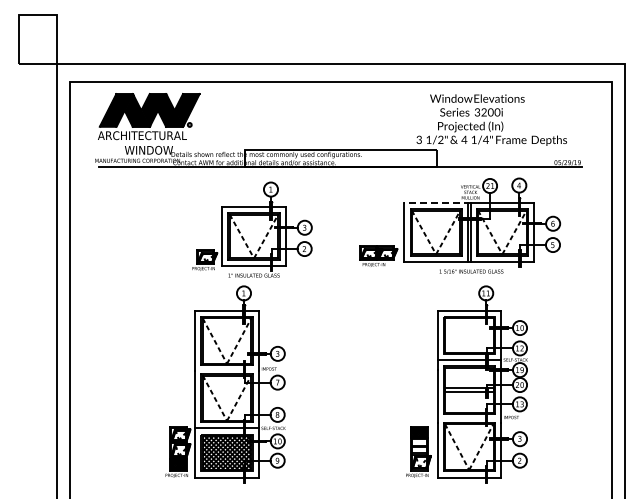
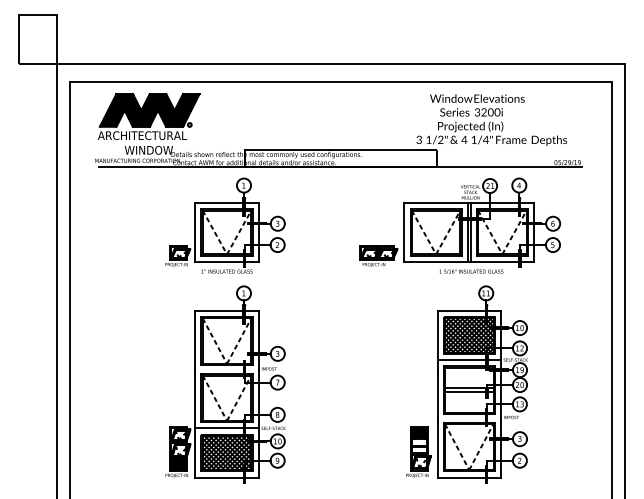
line: dashed -> solid (437, 203)
part position: (252, 229) -> (225, 225) (225, 225)
hatch: none -> present (468, 335)
